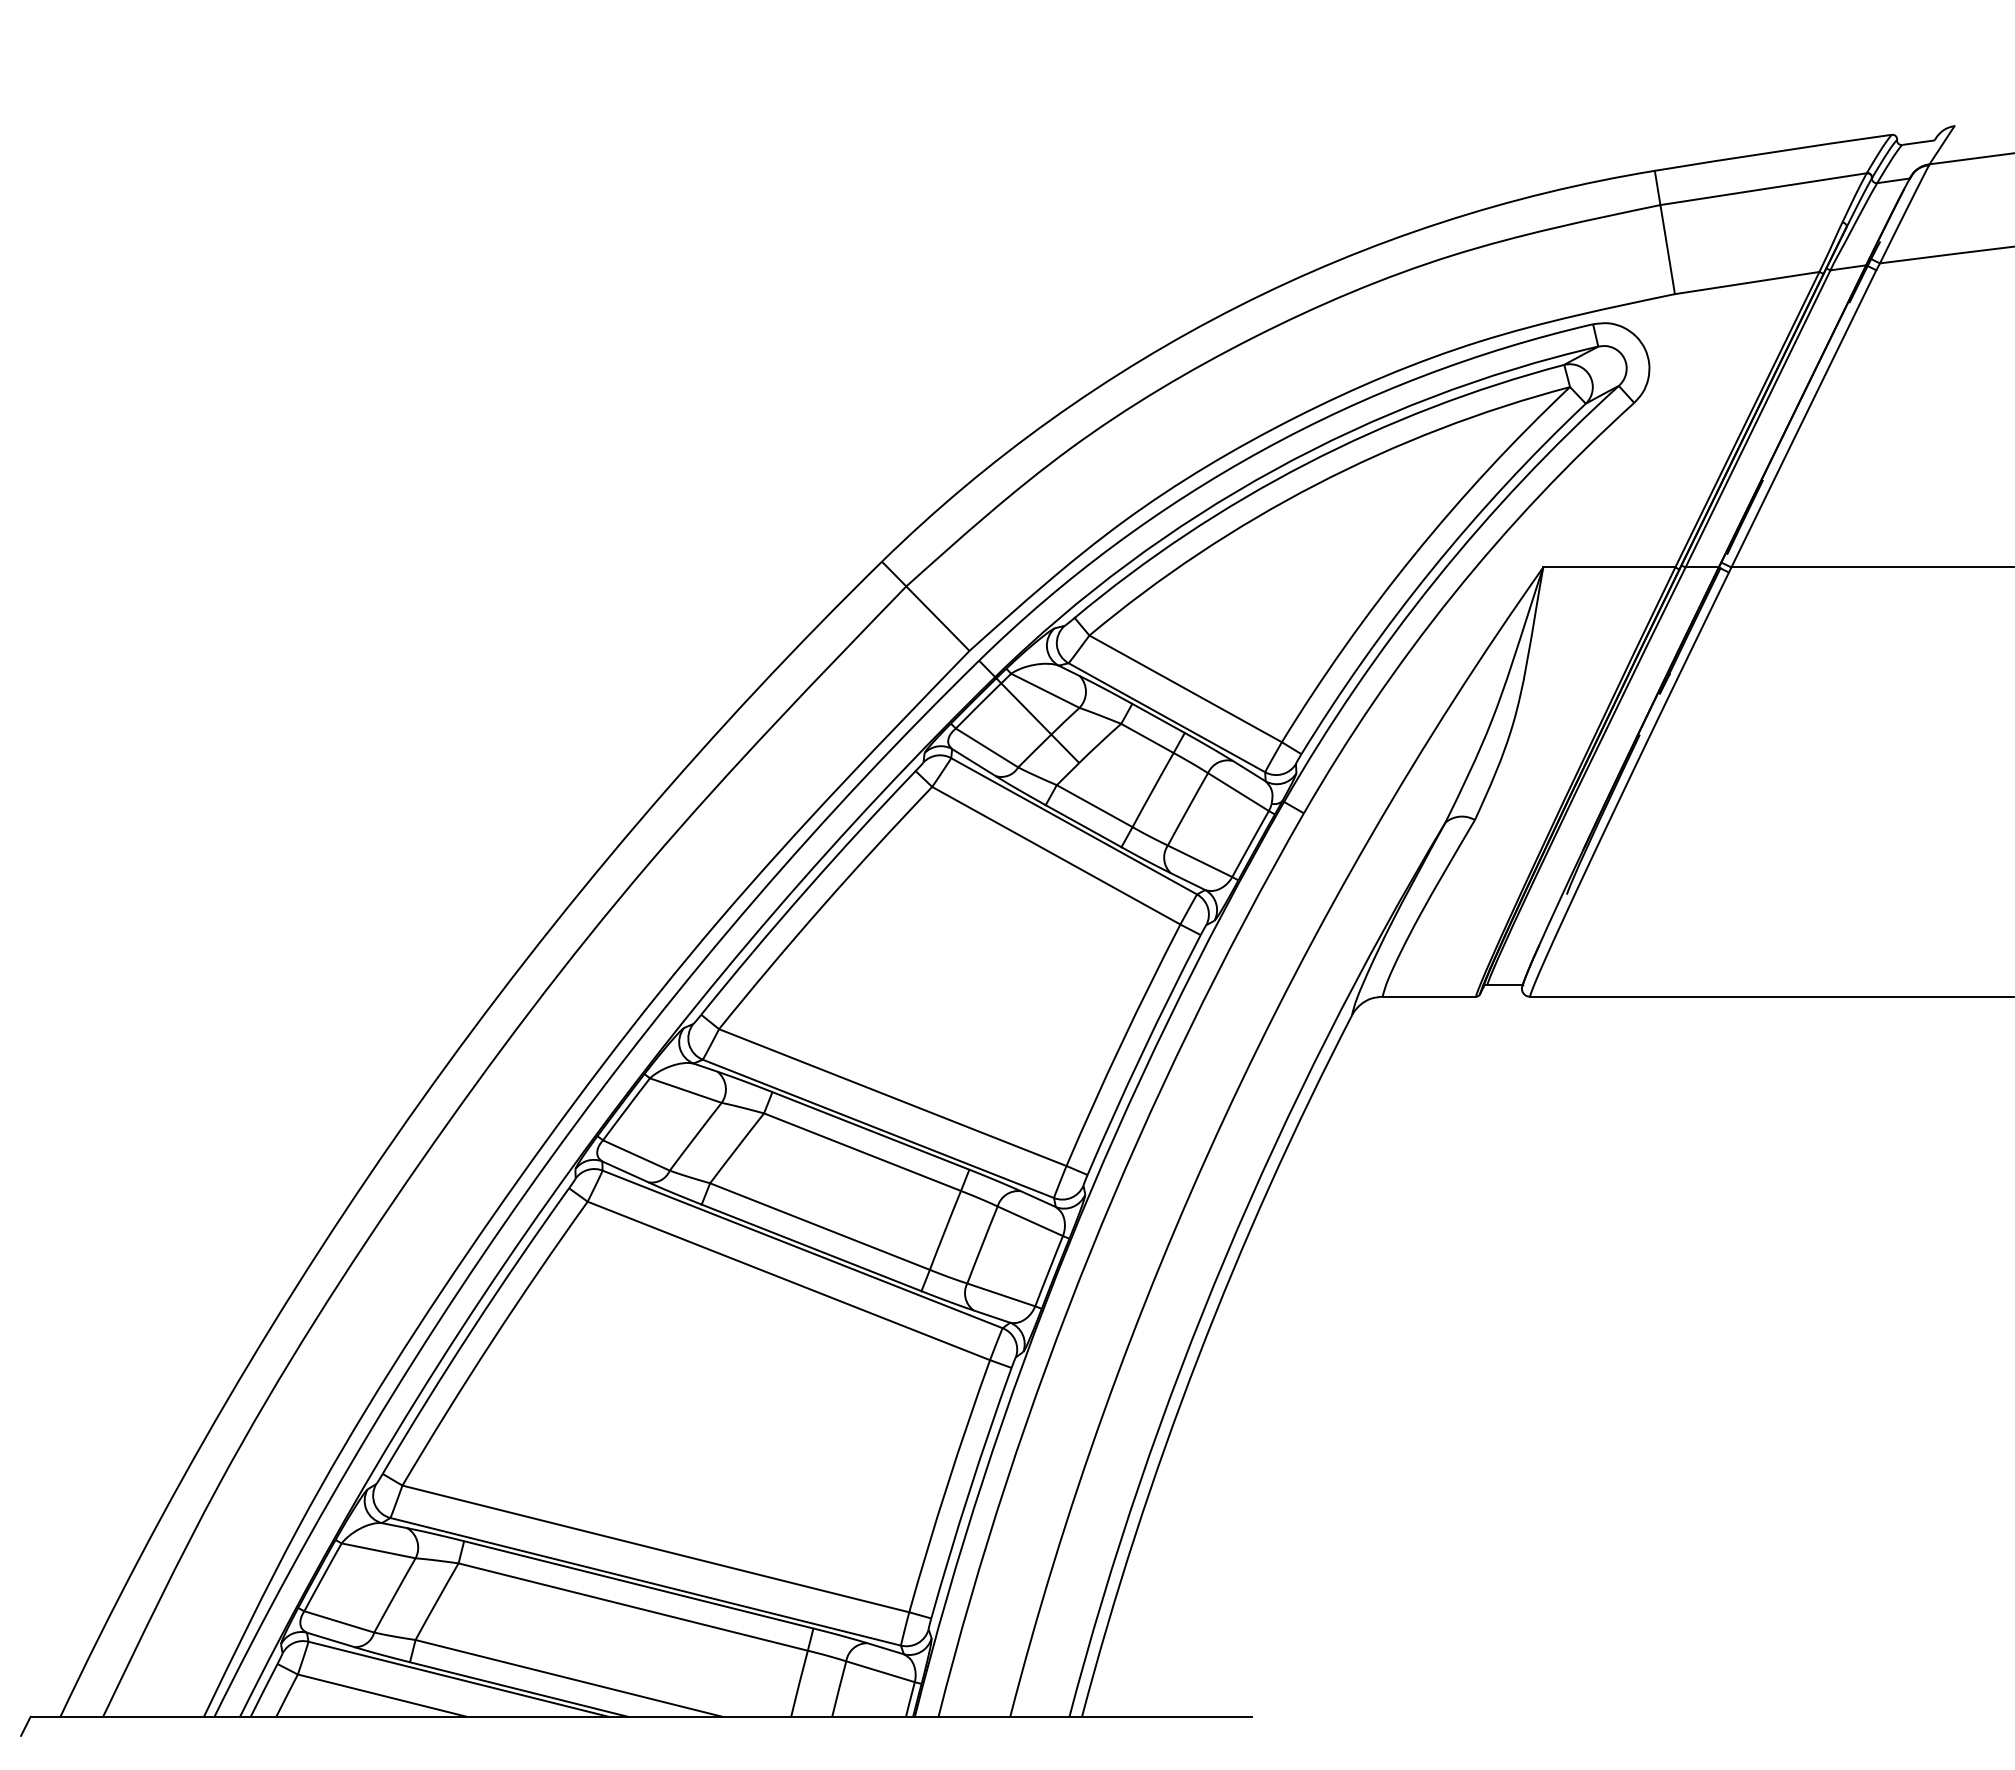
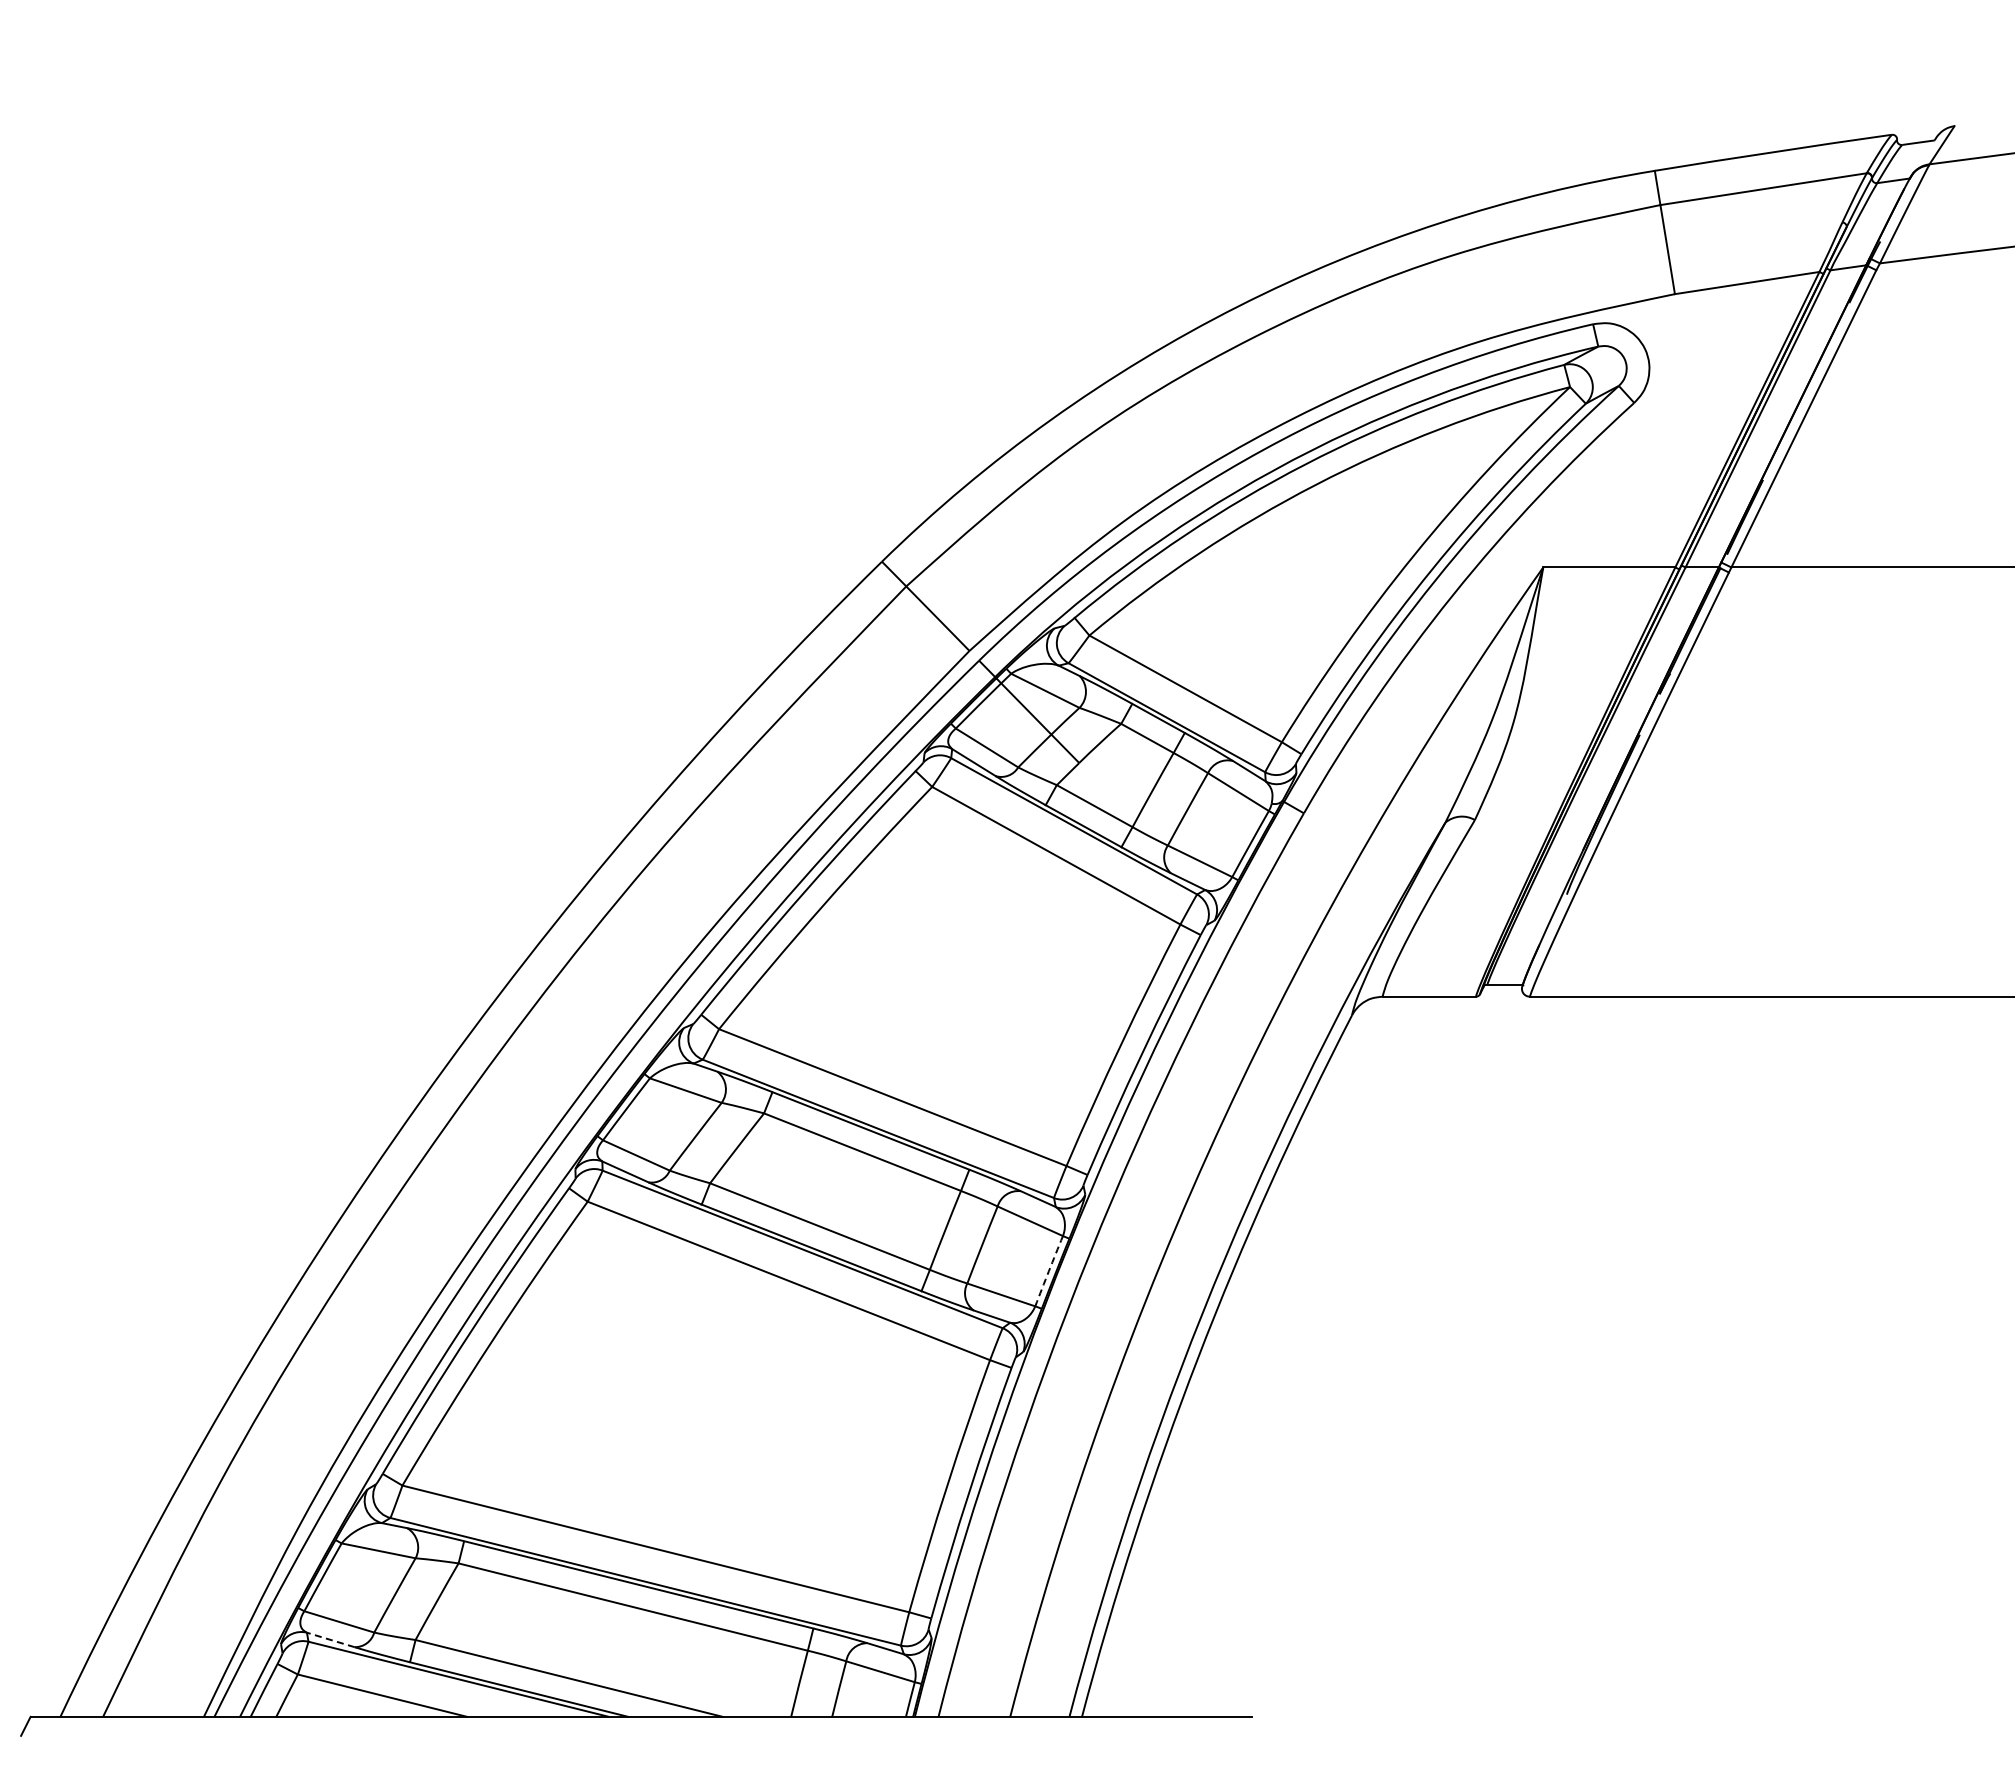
arc: solid -> dashed (1048, 1271)
line: solid -> dashed (330, 1639)
